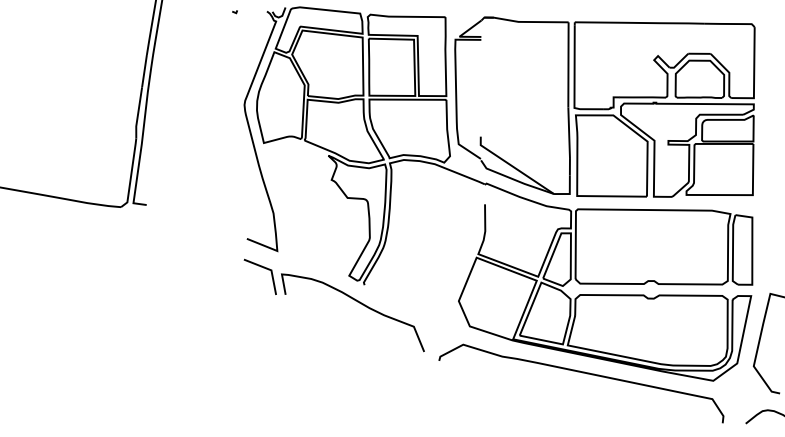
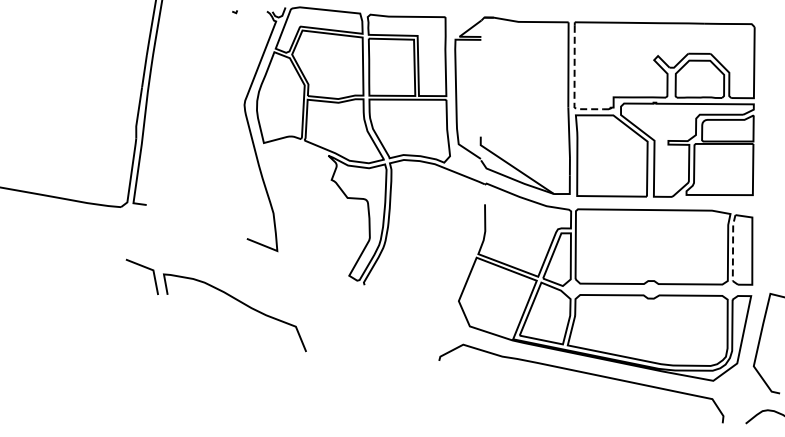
line: solid -> dashed (574, 83)
line: solid -> dashed (733, 251)
part position: (340, 292) -> (222, 292) (222, 292)
